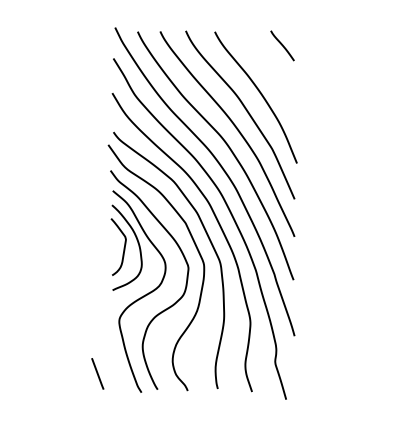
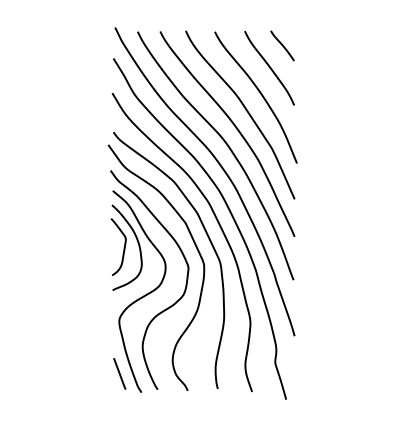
curve: none -> present (269, 68)
line position: (97, 373) -> (119, 373) (119, 373)
